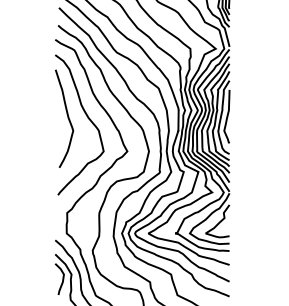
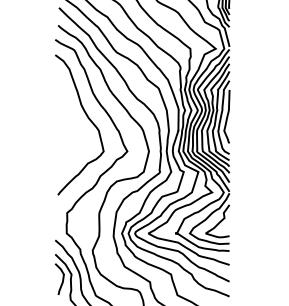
curve: present -> none (67, 118)
